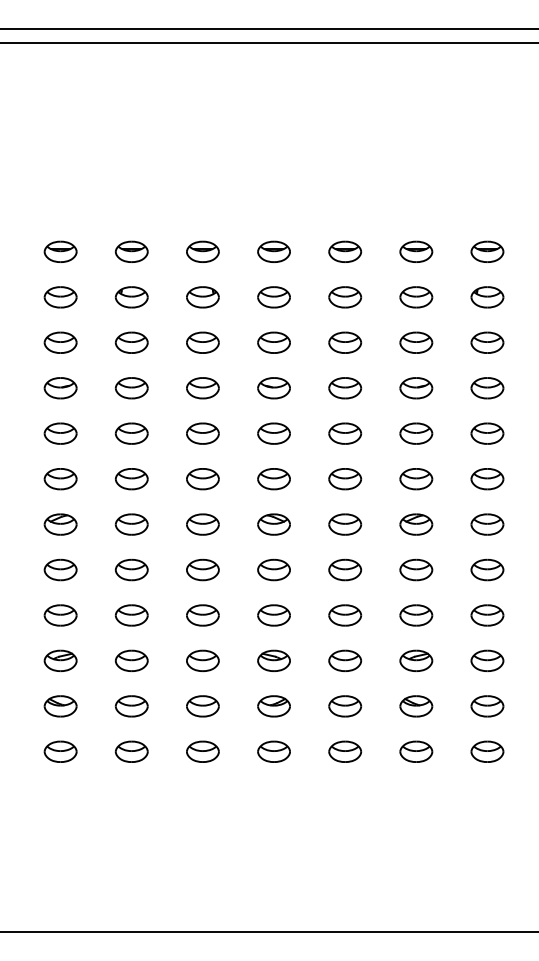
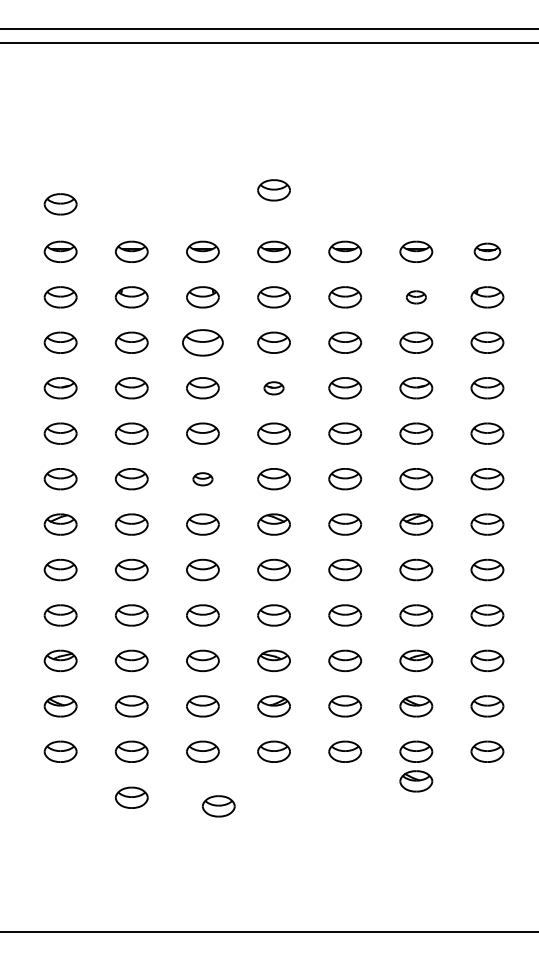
part: none -> present (273, 190)
part: none -> present (60, 204)
part size: 35x23 px -> 29x19 px (487, 251)
part size: 35x23 px -> 22x15 px (415, 297)
part size: 34x23 px -> 42x28 px (202, 342)
part size: 34x23 px -> 22x15 px (273, 388)
part size: 34x23 px -> 22x15 px (202, 479)
part: none -> present (416, 781)
part: none -> present (131, 797)
part: none -> present (218, 806)
